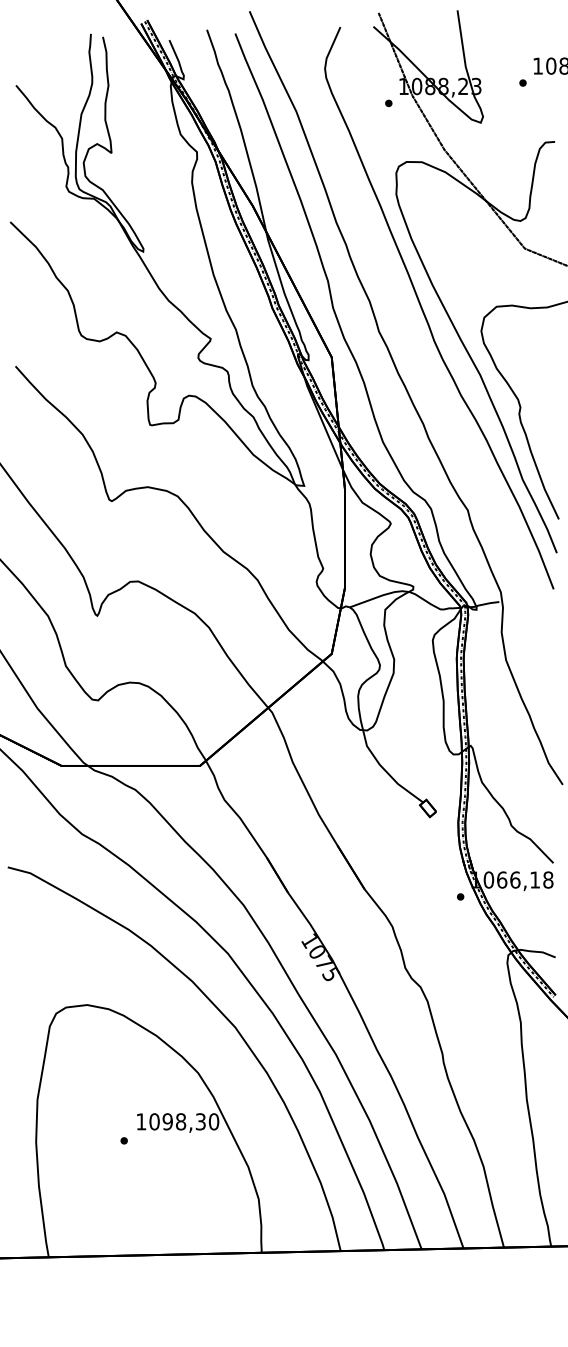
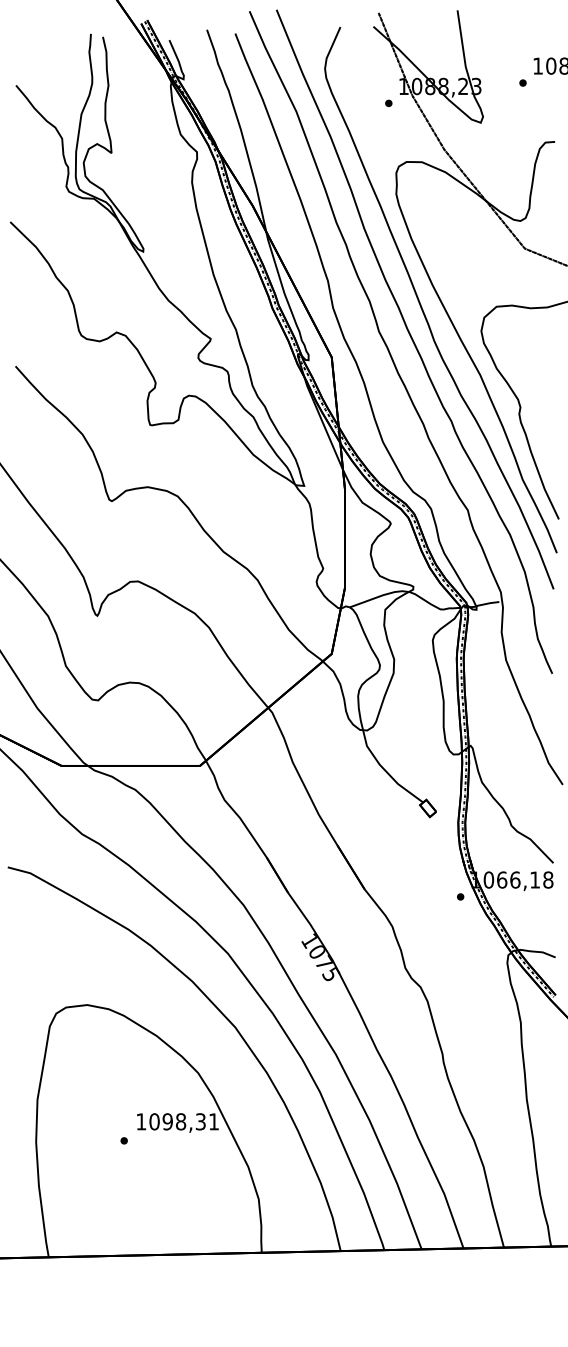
curve: none -> present (414, 341)
text: 1098,30 -> 1098,31 (213, 1121)
